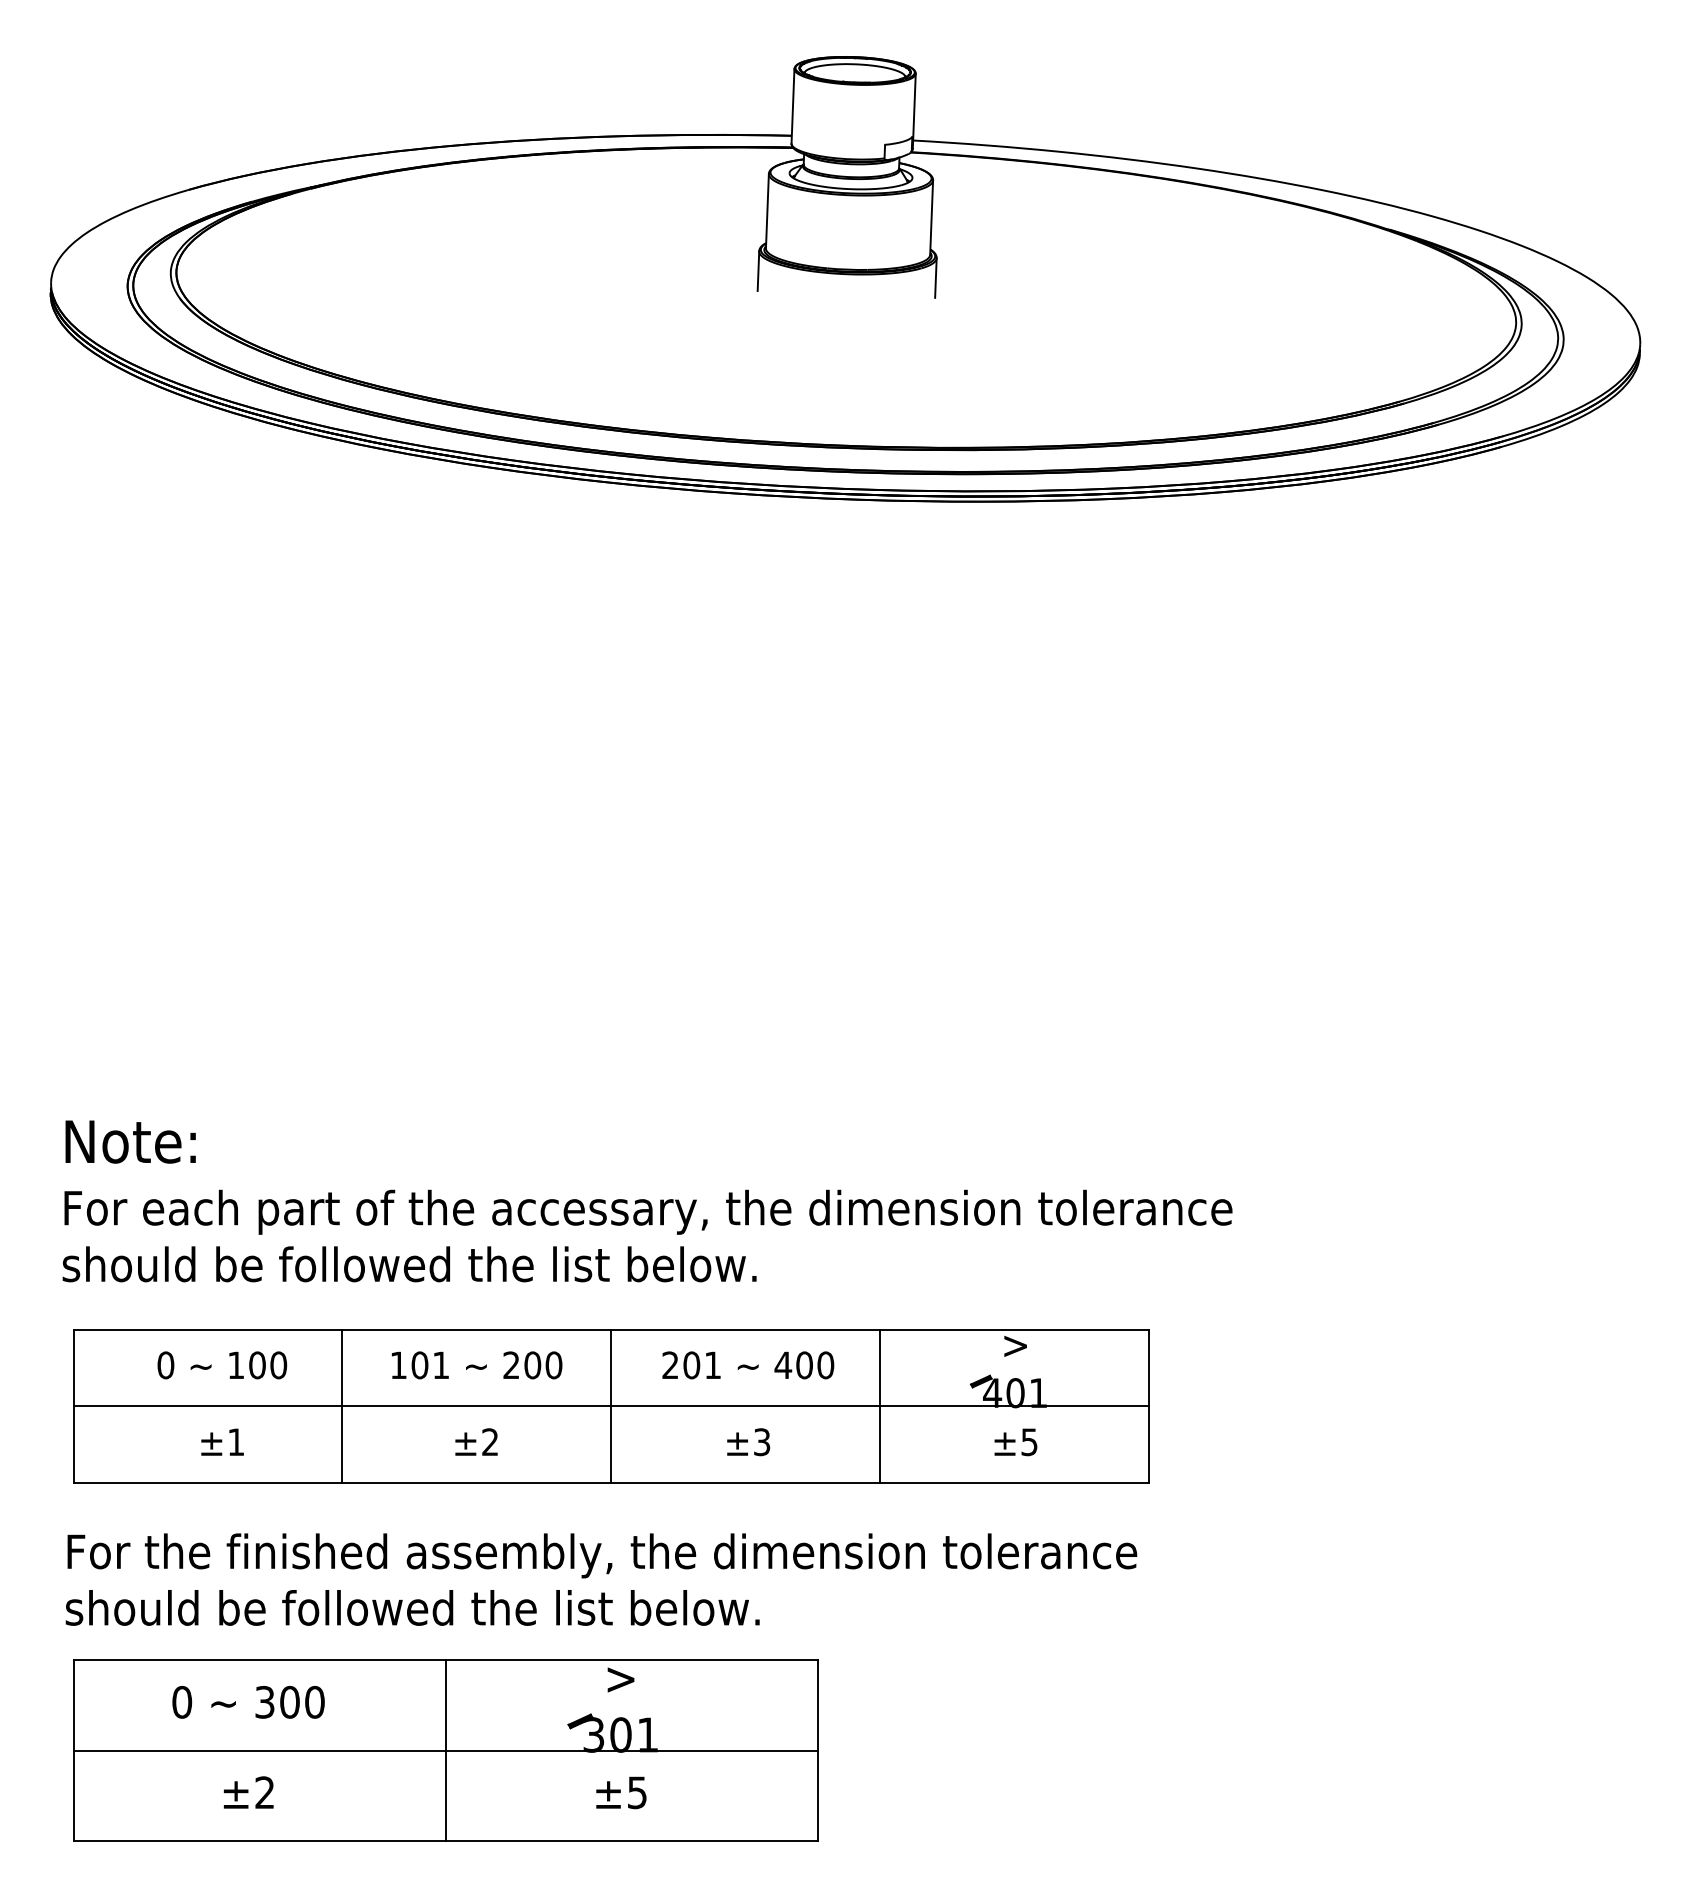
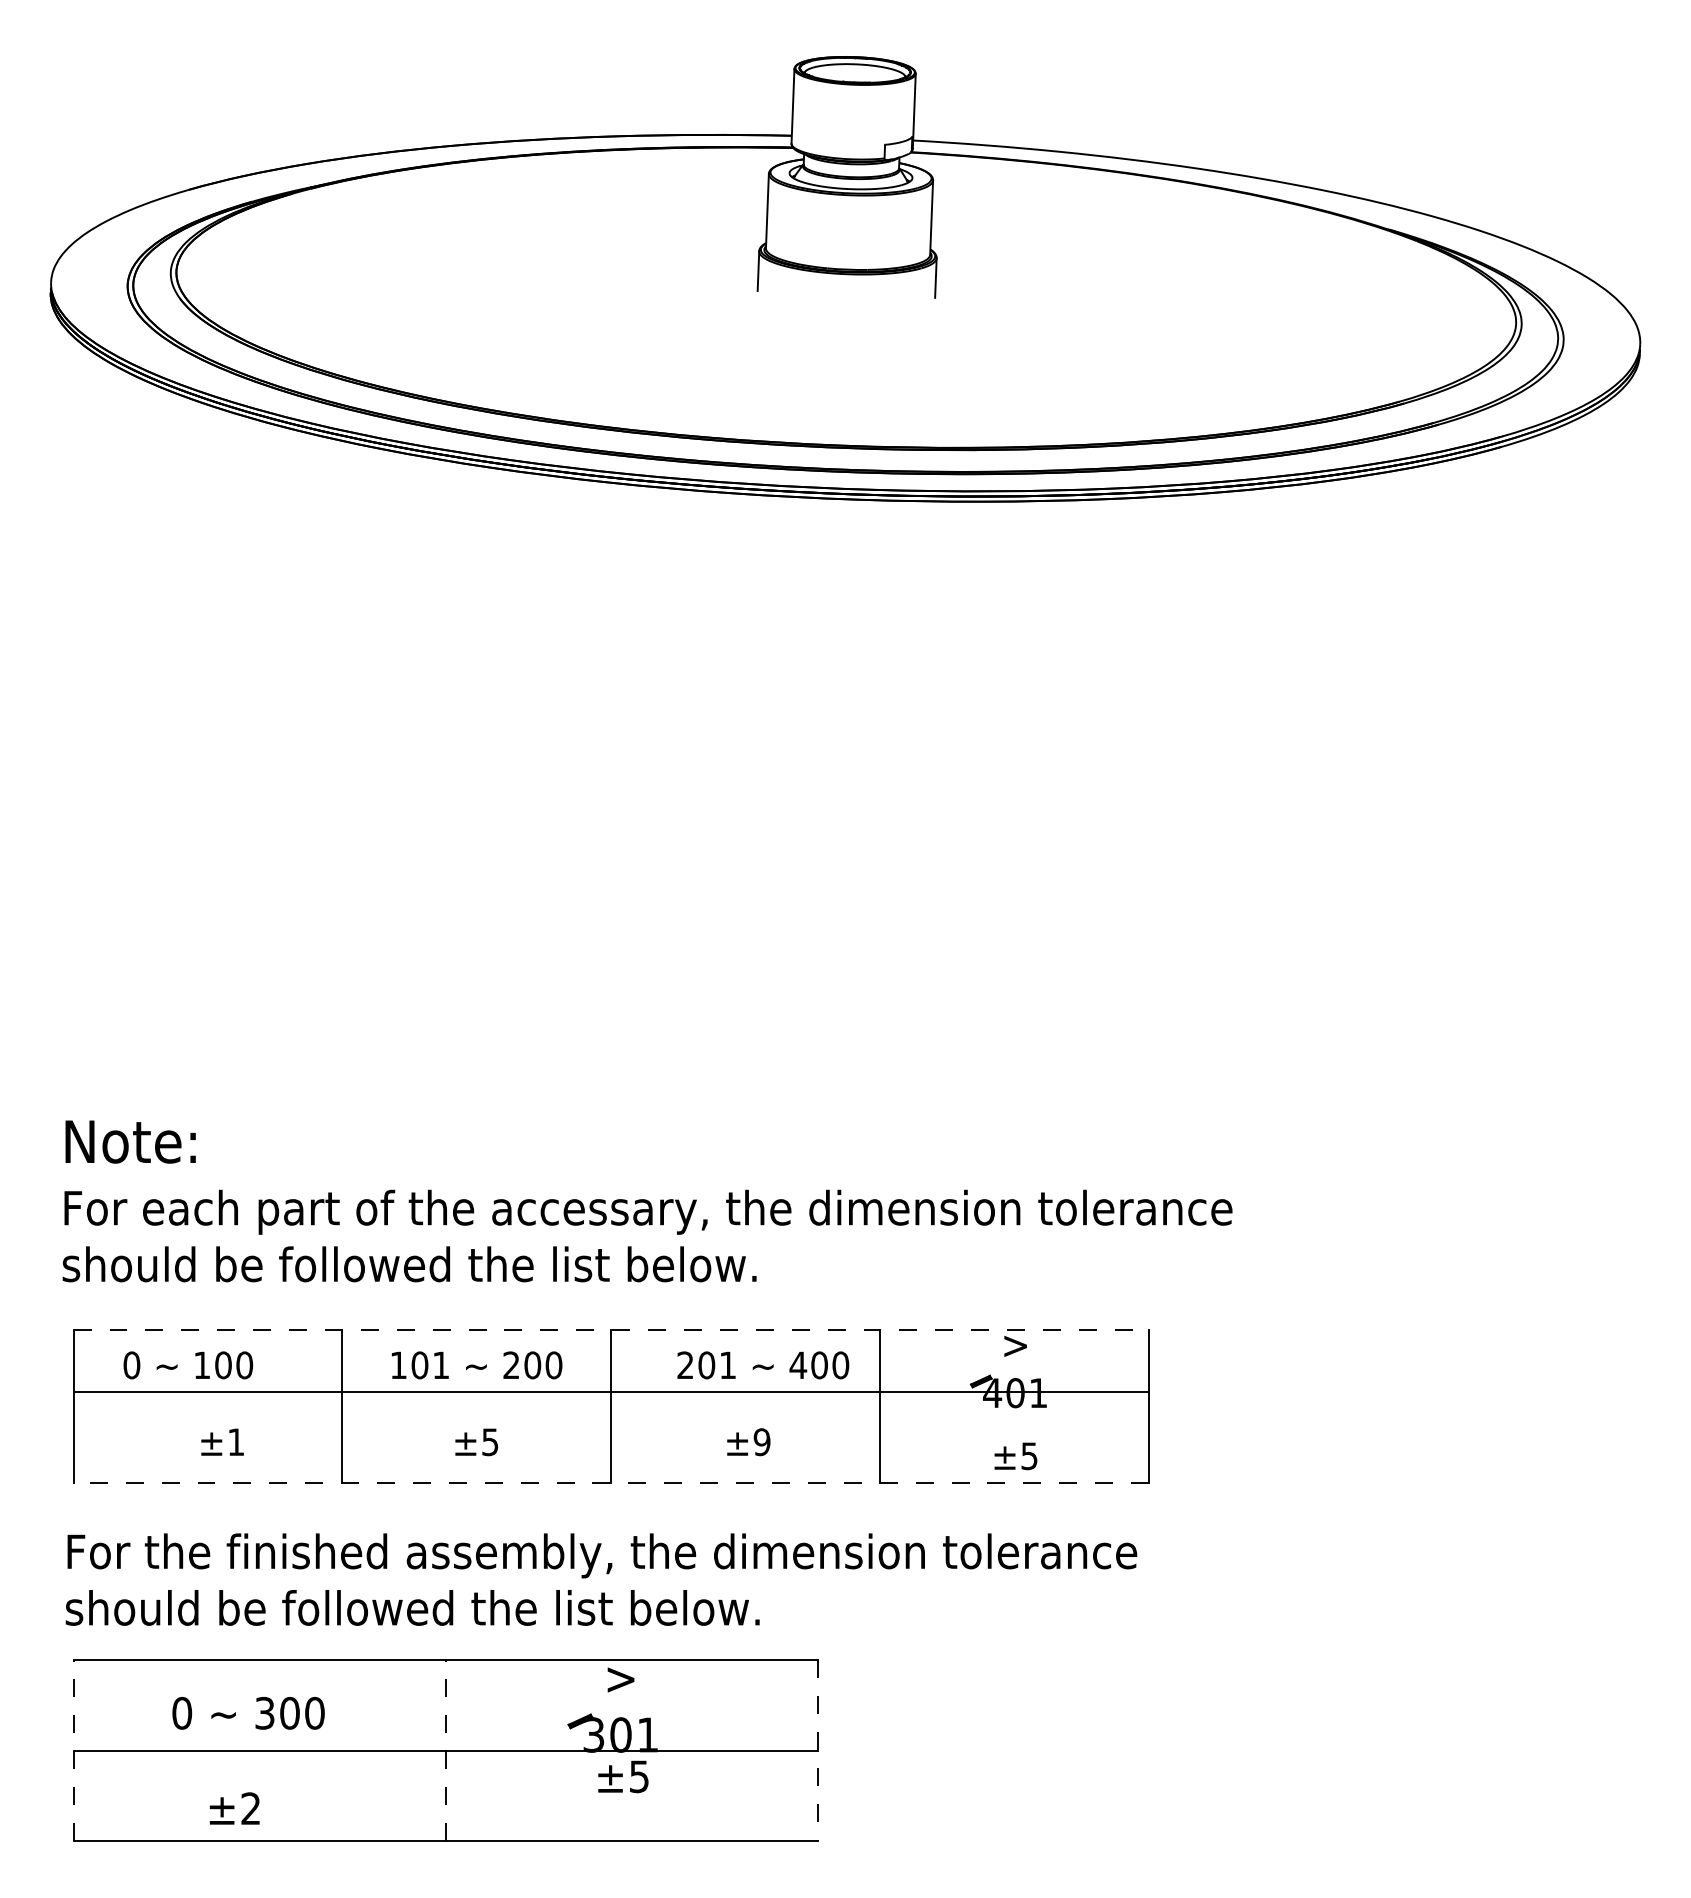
line: solid -> dashed (611, 1329)
text position: (222, 1365) -> (188, 1365) (188, 1365)
text position: (748, 1365) -> (763, 1365) (763, 1365)
line position: (611, 1406) -> (611, 1392) (611, 1392)
text: ±2 -> ±5 (490, 1442)
text: ±3 -> ±9 (761, 1442)
text position: (1015, 1442) -> (1015, 1456) (1015, 1456)
line: solid -> dashed (611, 1483)
text position: (248, 1702) -> (248, 1713) (248, 1713)
line: solid -> dashed (73, 1750)
line: solid -> dashed (446, 1750)
line: solid -> dashed (818, 1751)
text position: (248, 1792) -> (234, 1808) (234, 1808)
text position: (621, 1792) -> (623, 1776) (623, 1776)
